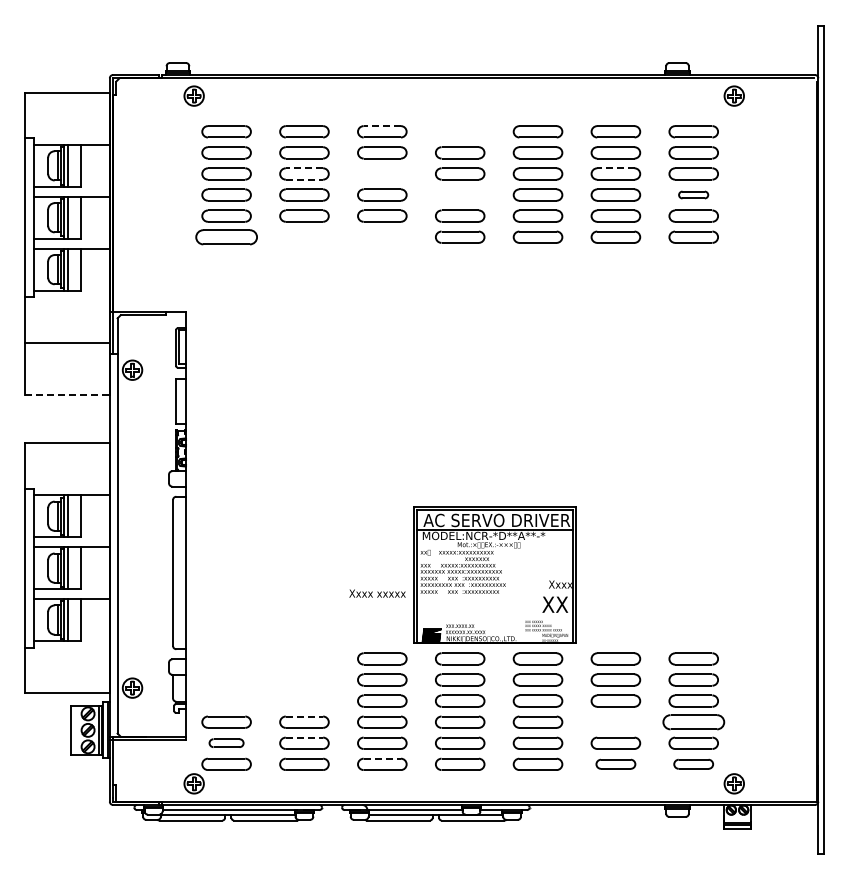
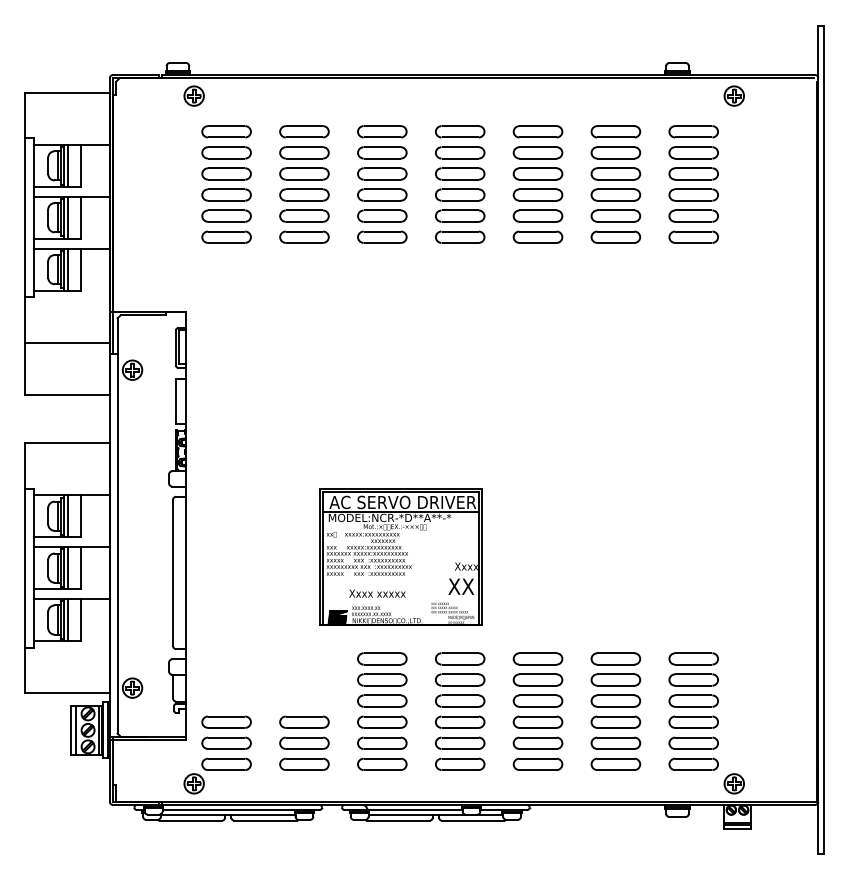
line: dashed -> solid (382, 126)
part: none -> present (460, 131)
line: dashed -> solid (304, 168)
line: dashed -> solid (615, 168)
part: none -> present (382, 173)
line: dashed -> solid (304, 179)
part: none -> present (460, 194)
part size: 32x10 px -> 51x14 px (693, 194)
part: none -> present (304, 236)
part: none -> present (382, 236)
part size: 63x17 px -> 51x14 px (226, 236)
line: dashed -> solid (68, 394)
part position: (494, 574) -> (400, 556) (400, 556)
line: dashed -> solid (304, 716)
part: none -> present (615, 721)
part size: 64x17 px -> 51x14 px (693, 721)
line: none -> present (75, 729)
line: dashed -> solid (304, 737)
part size: 37x10 px -> 51x14 px (226, 742)
line: dashed -> solid (382, 758)
part size: 42x12 px -> 52x14 px (615, 763)
part size: 41x12 px -> 51x14 px (693, 763)
